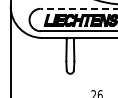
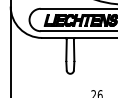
line: dashed -> solid (78, 8)
